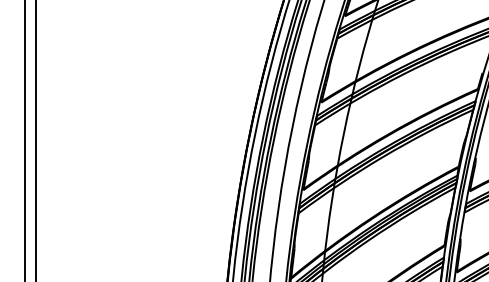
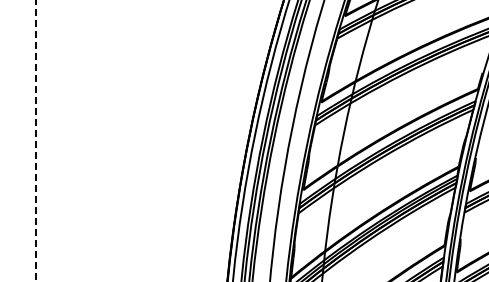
line: present -> none (25, 140)
line: solid -> dashed (36, 141)
